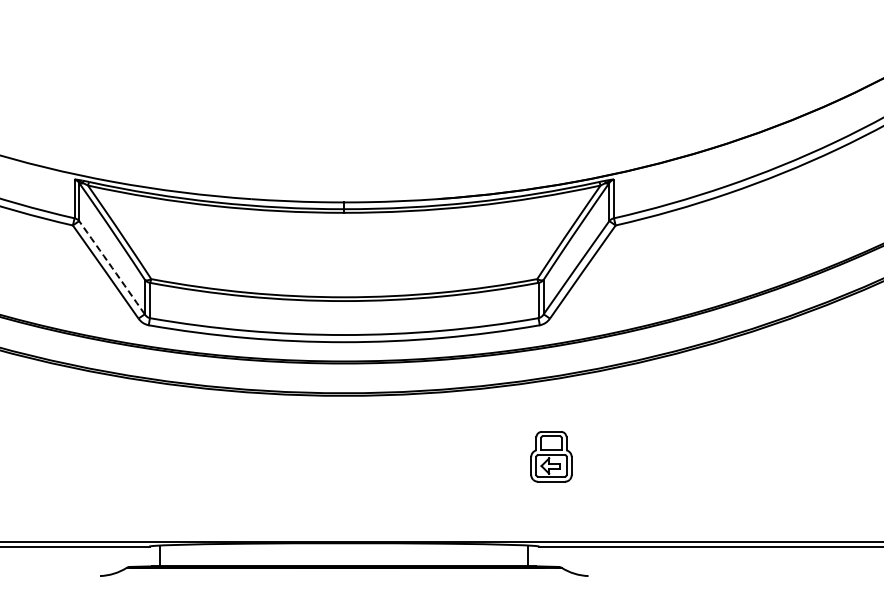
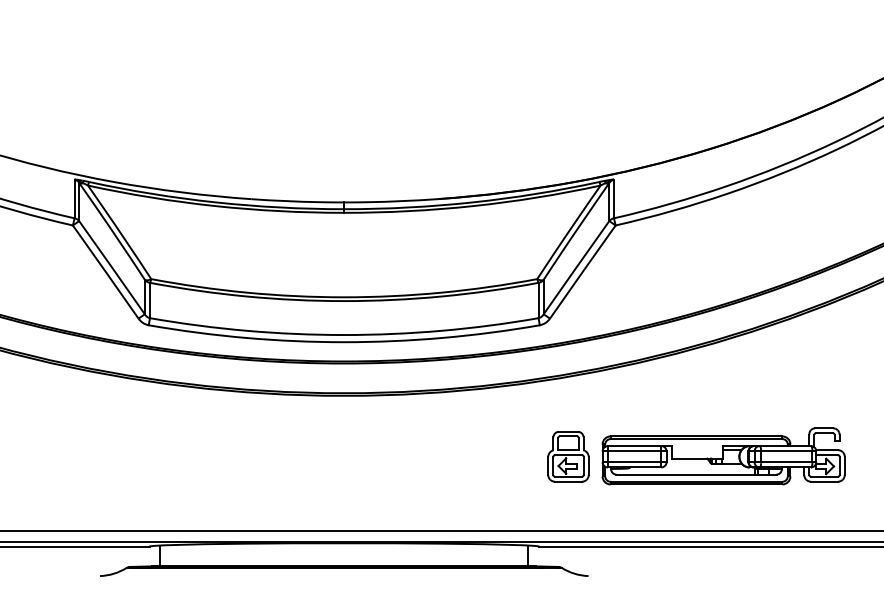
arc: dashed -> solid (112, 267)
part position: (551, 456) -> (568, 456) (568, 456)
part: none -> present (723, 456)
line: none -> present (441, 531)
